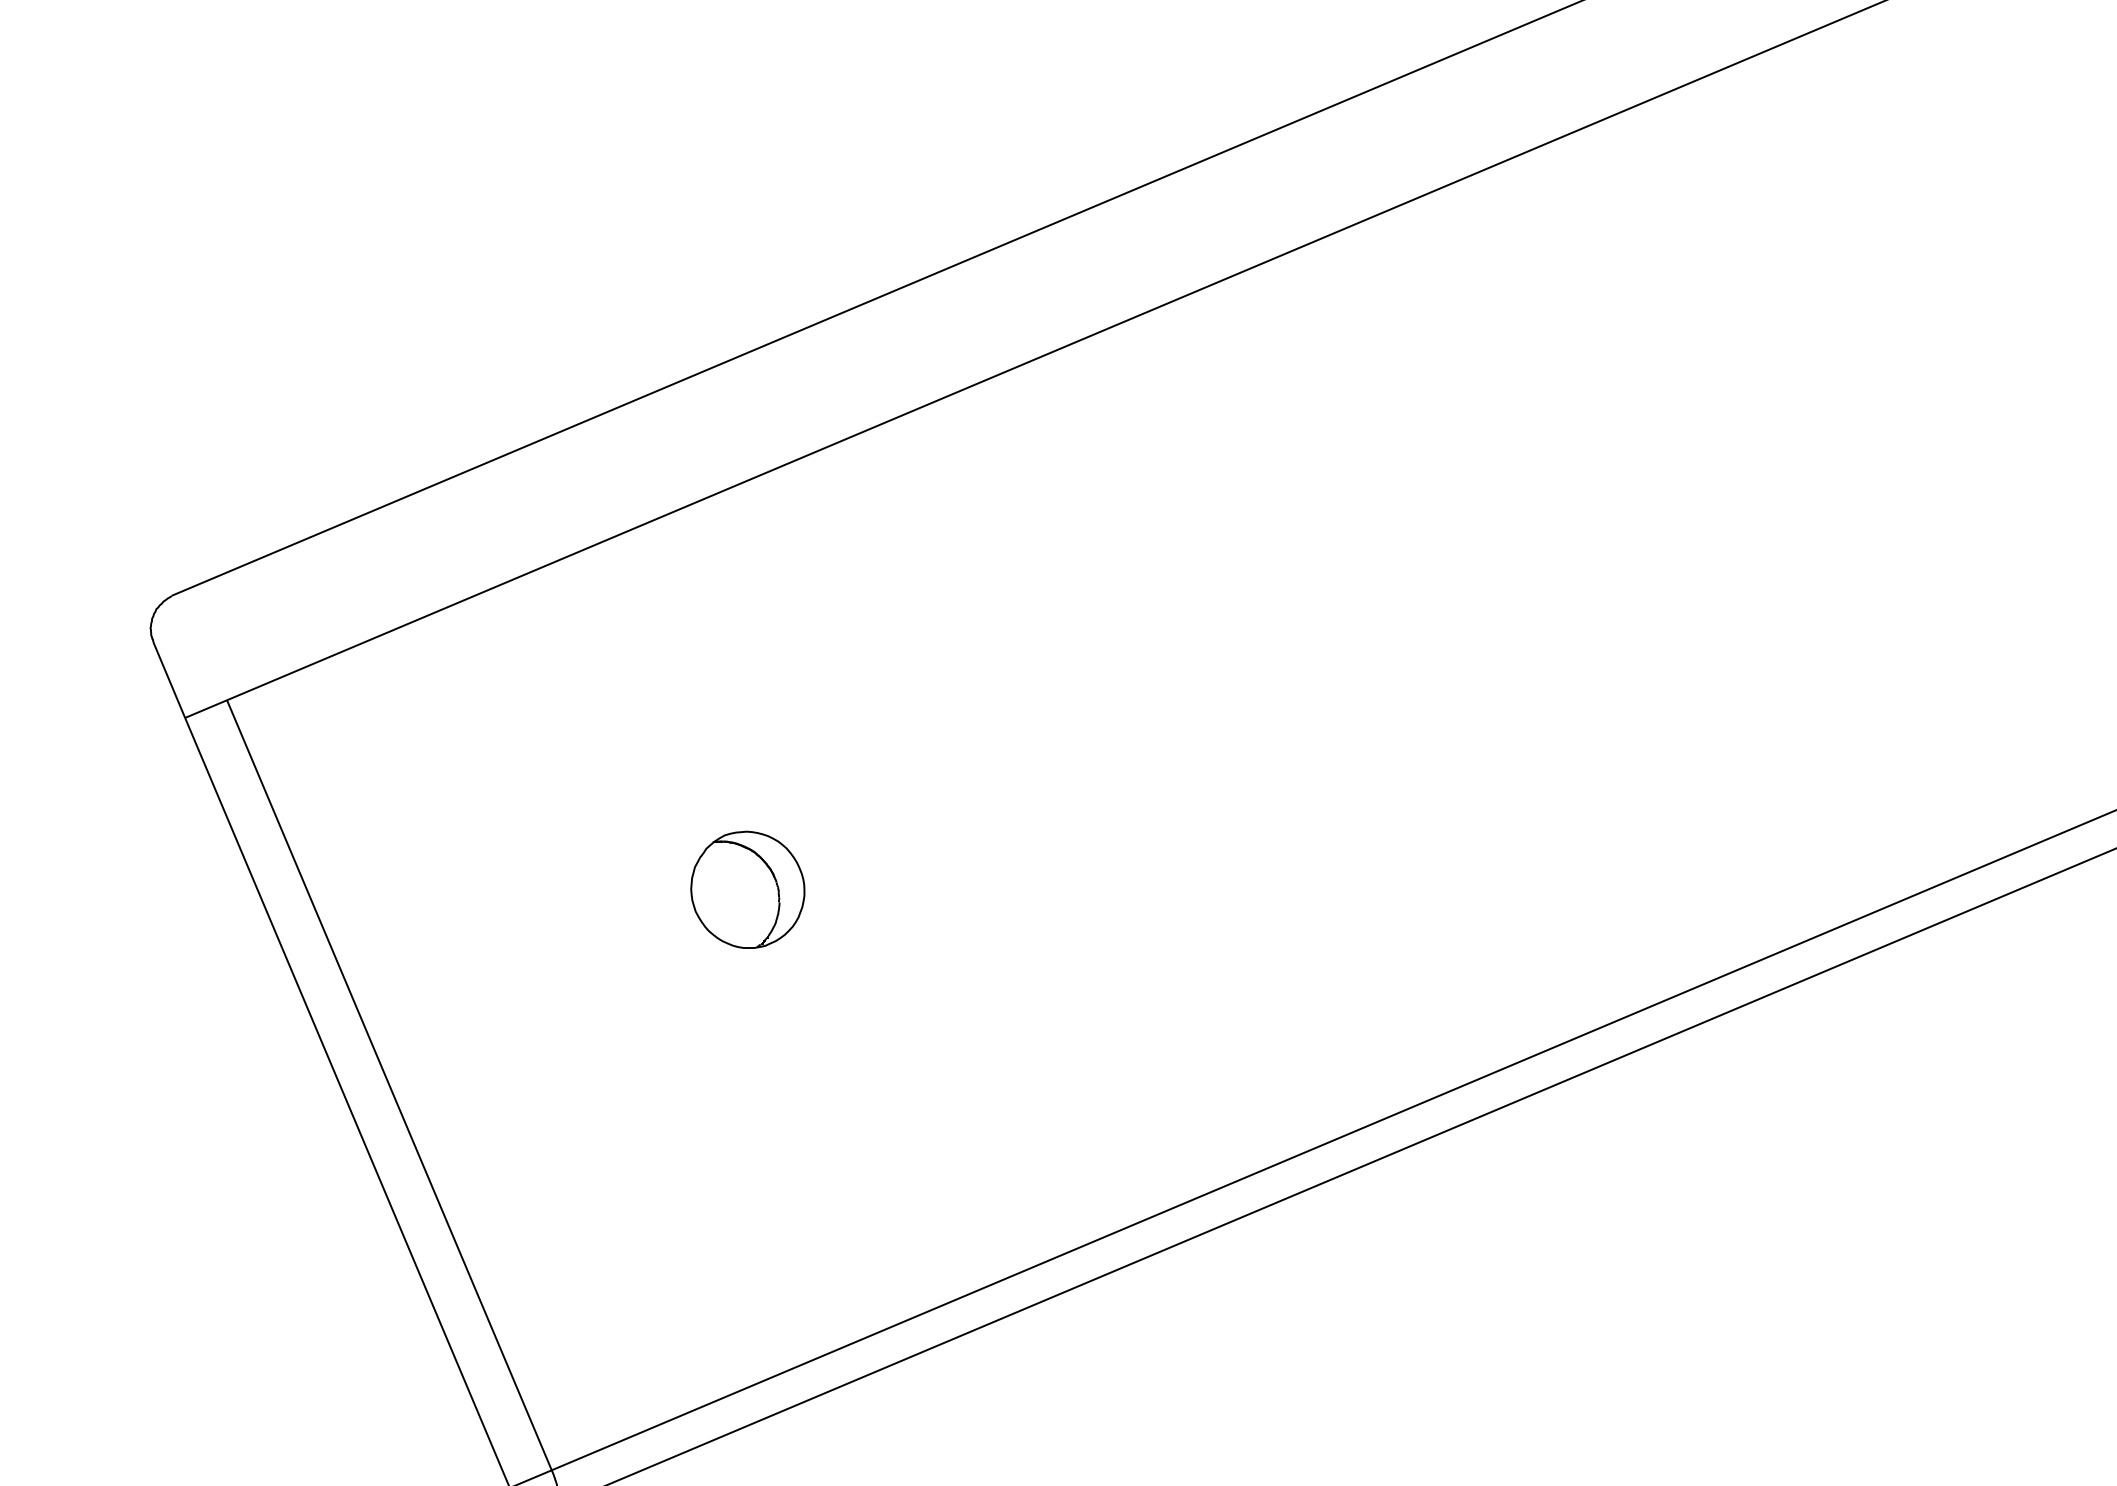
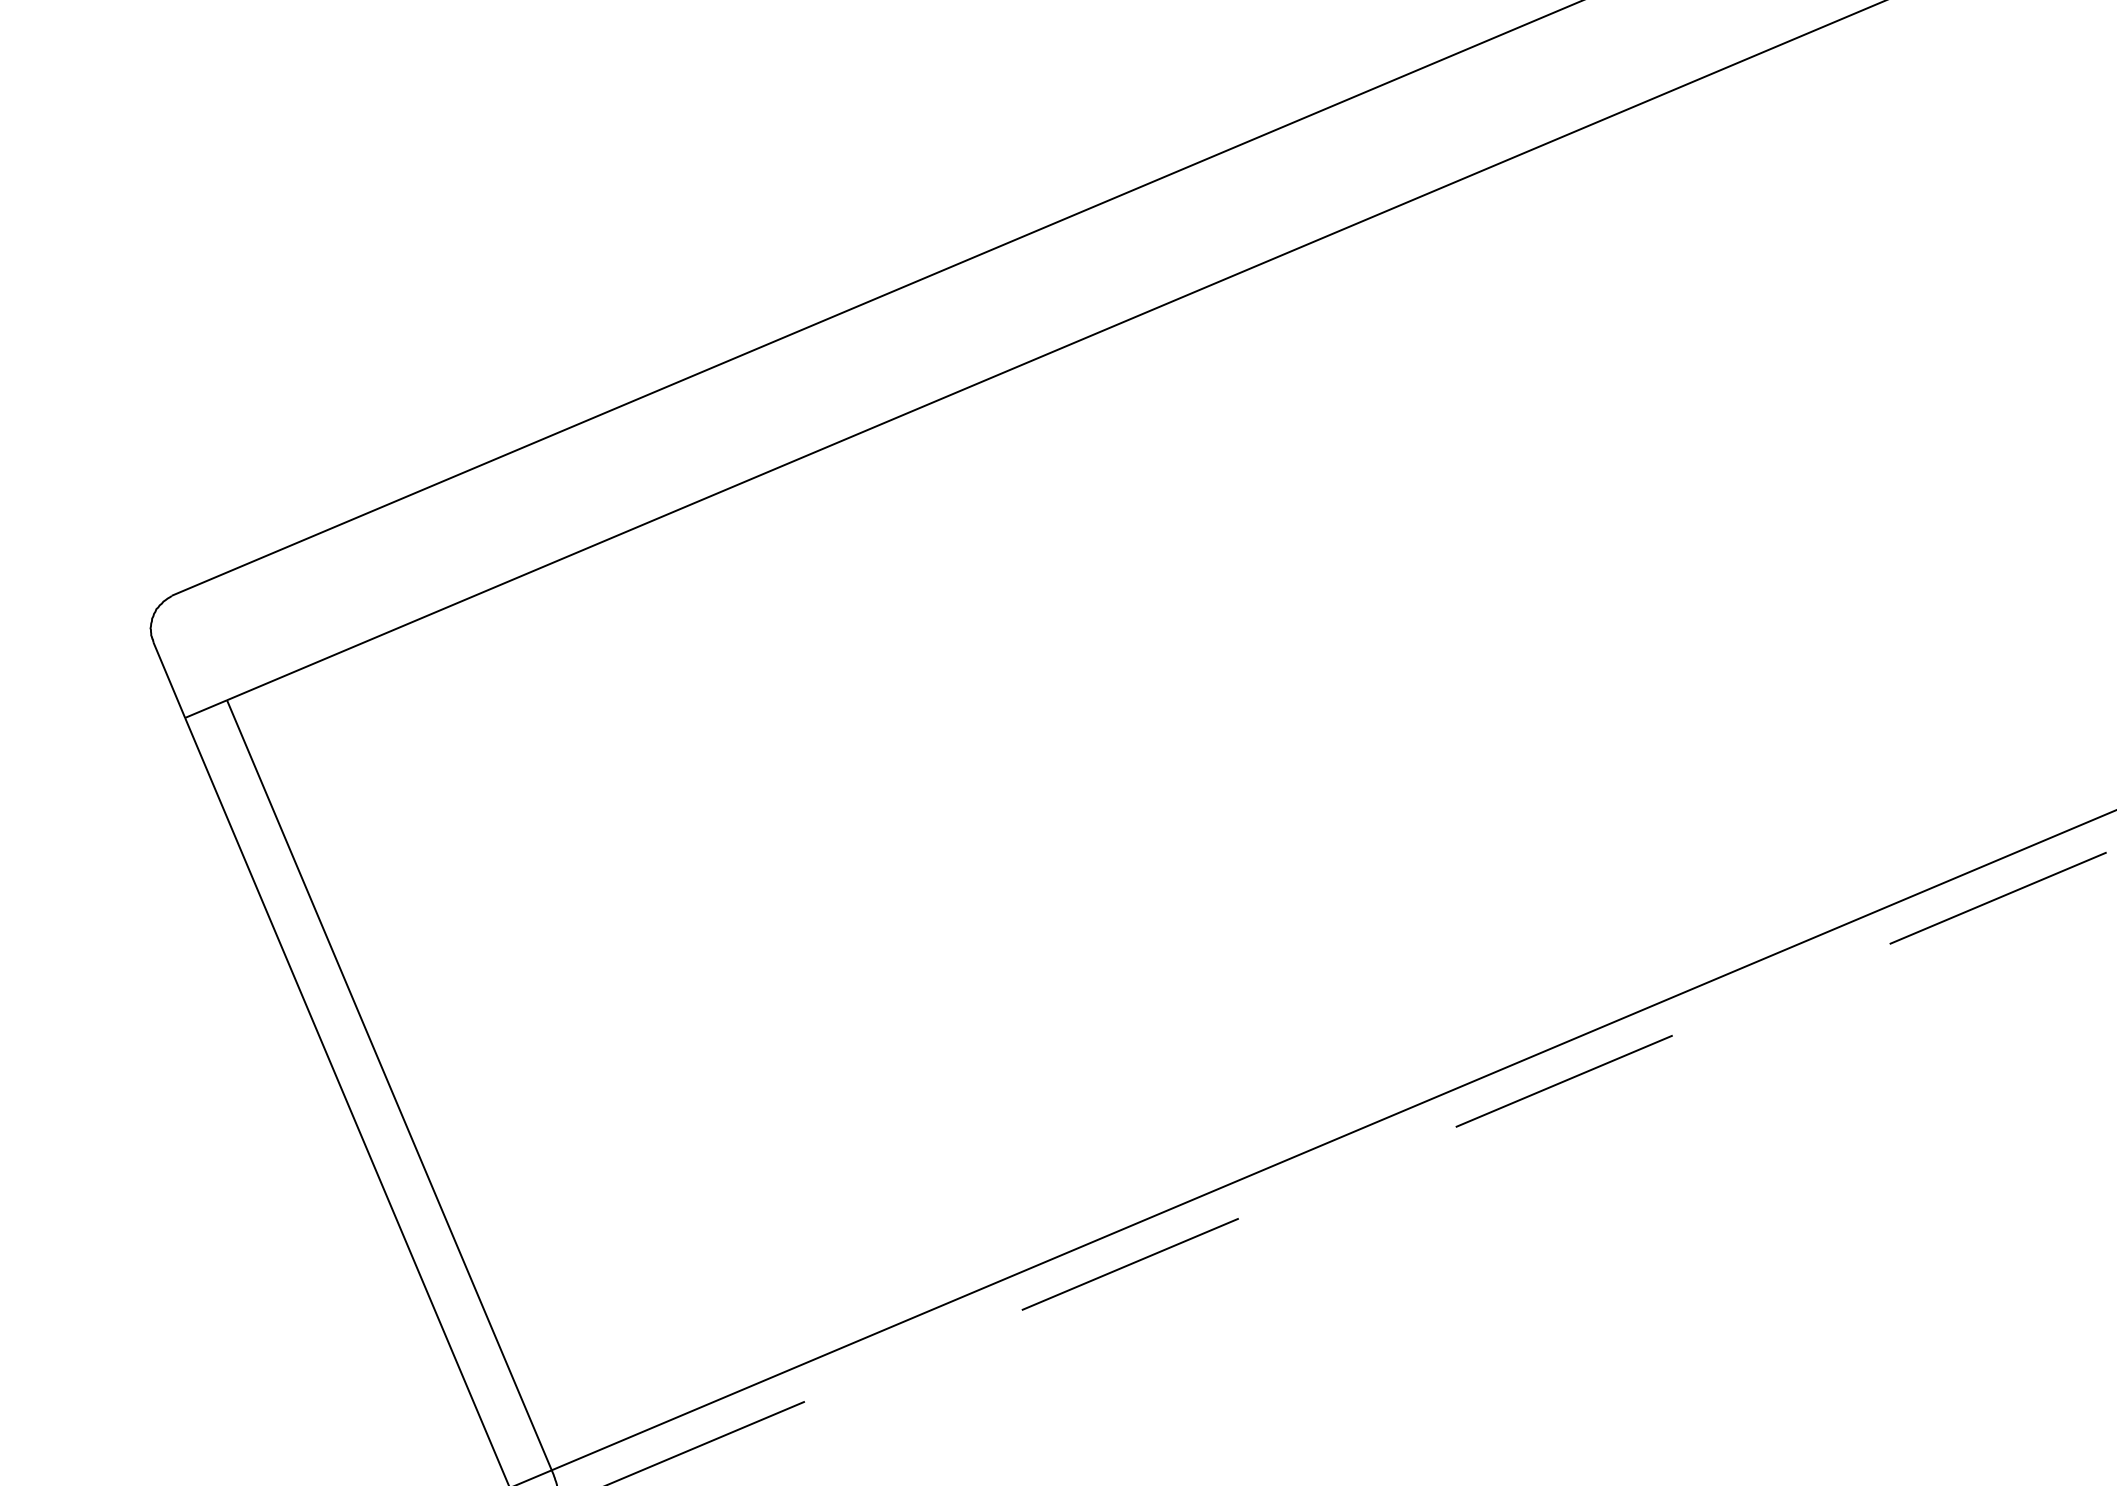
part: present -> none (747, 889)
line: solid -> dashed (1360, 1167)
